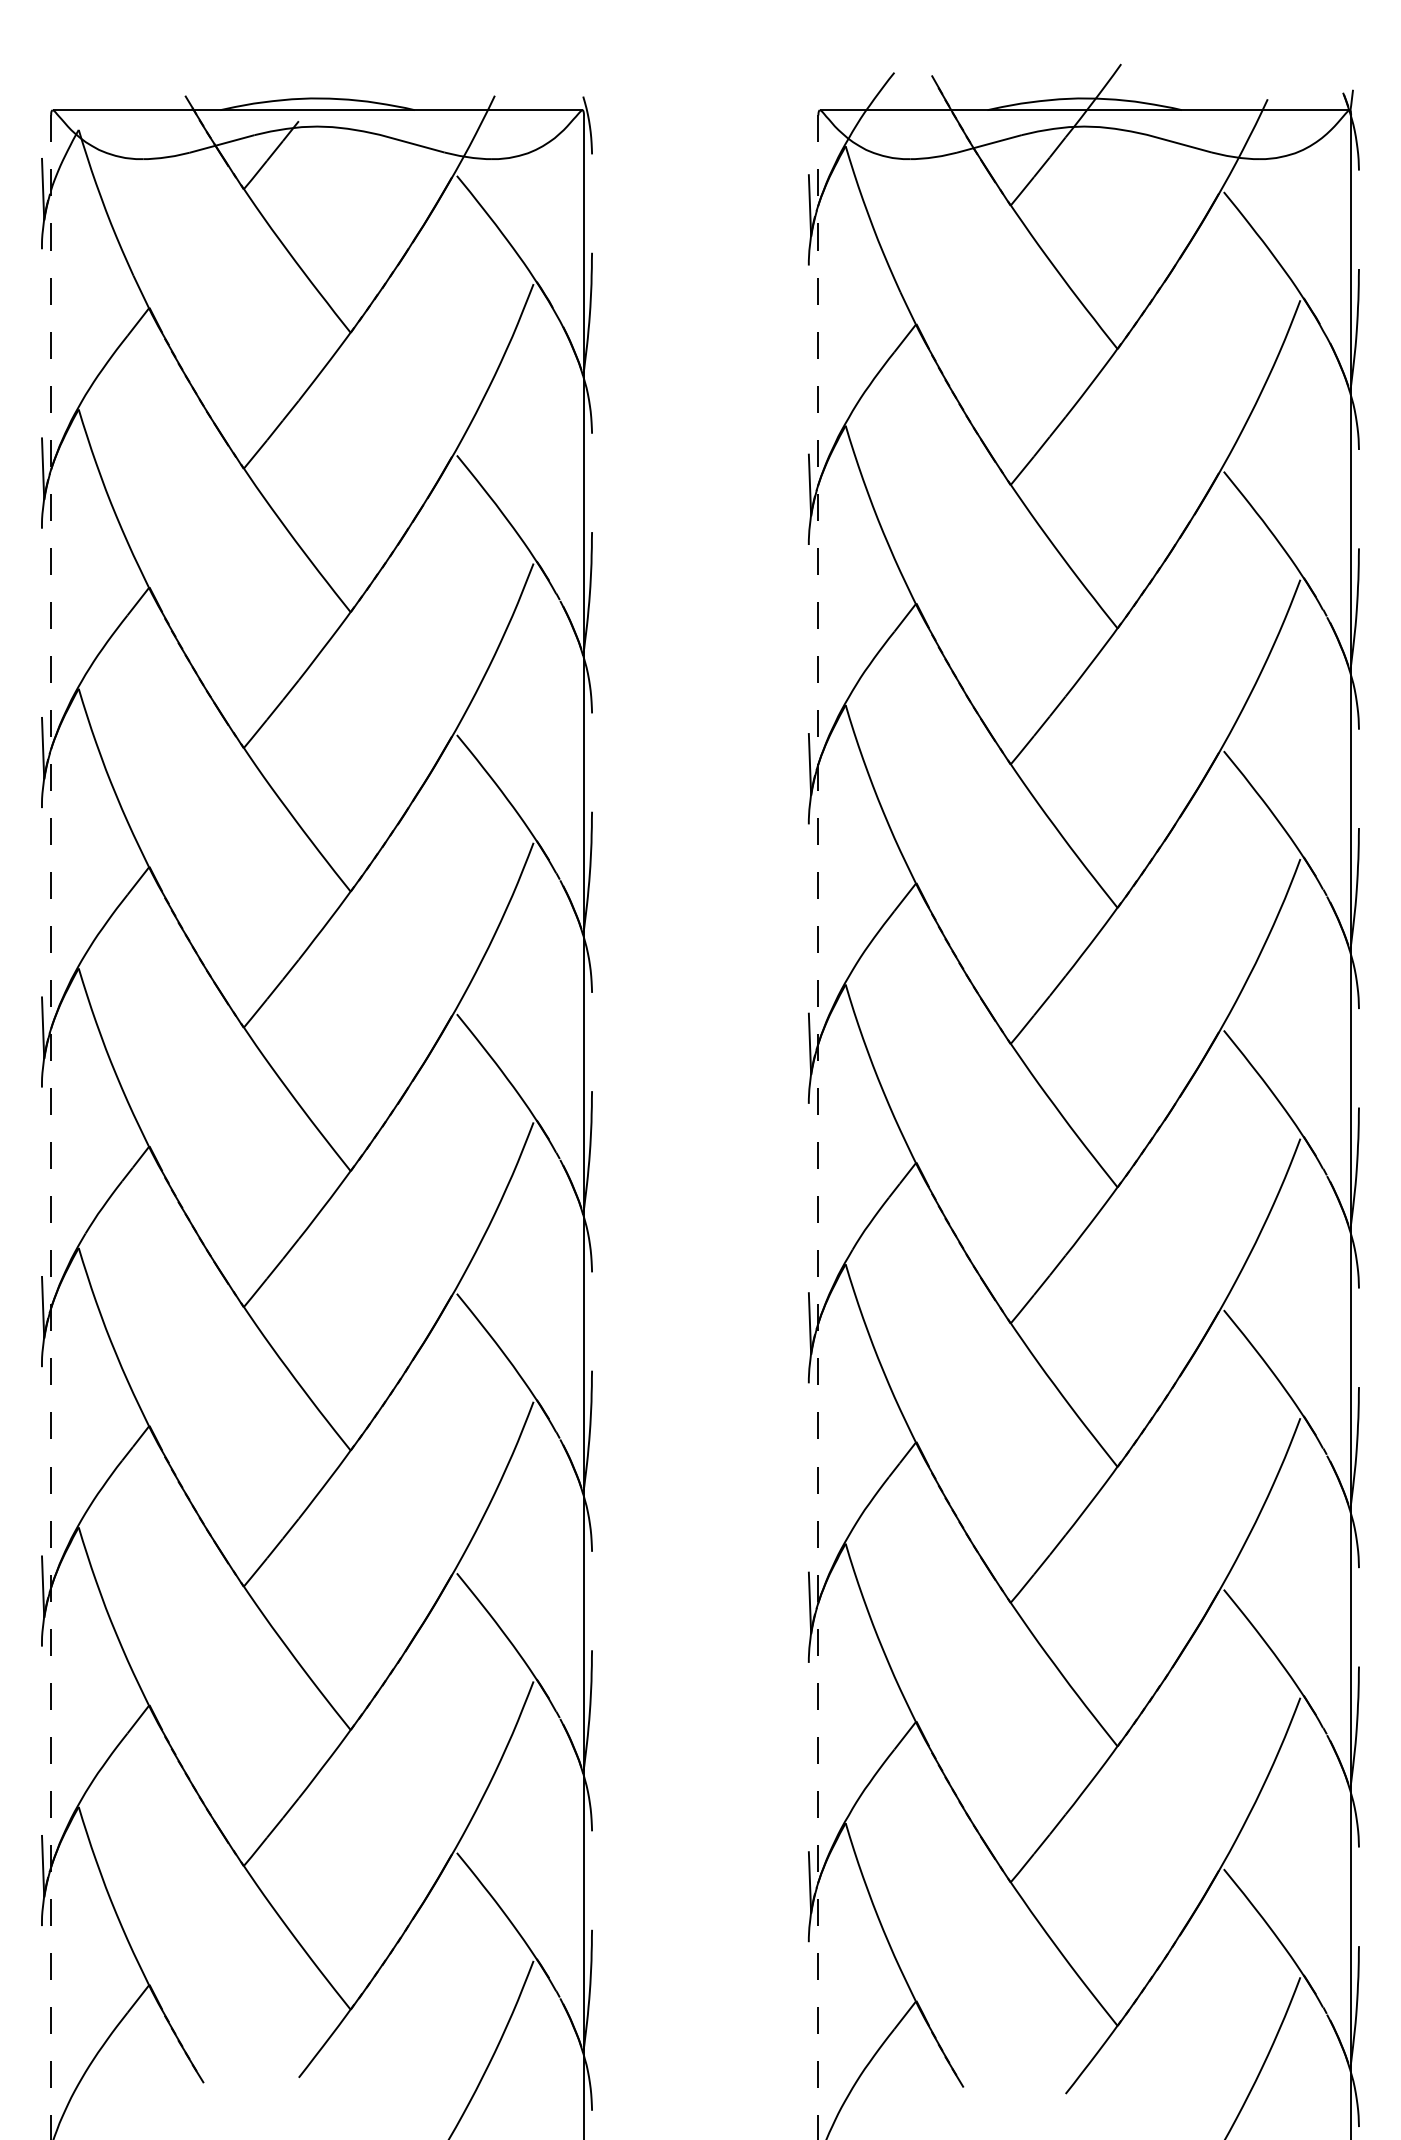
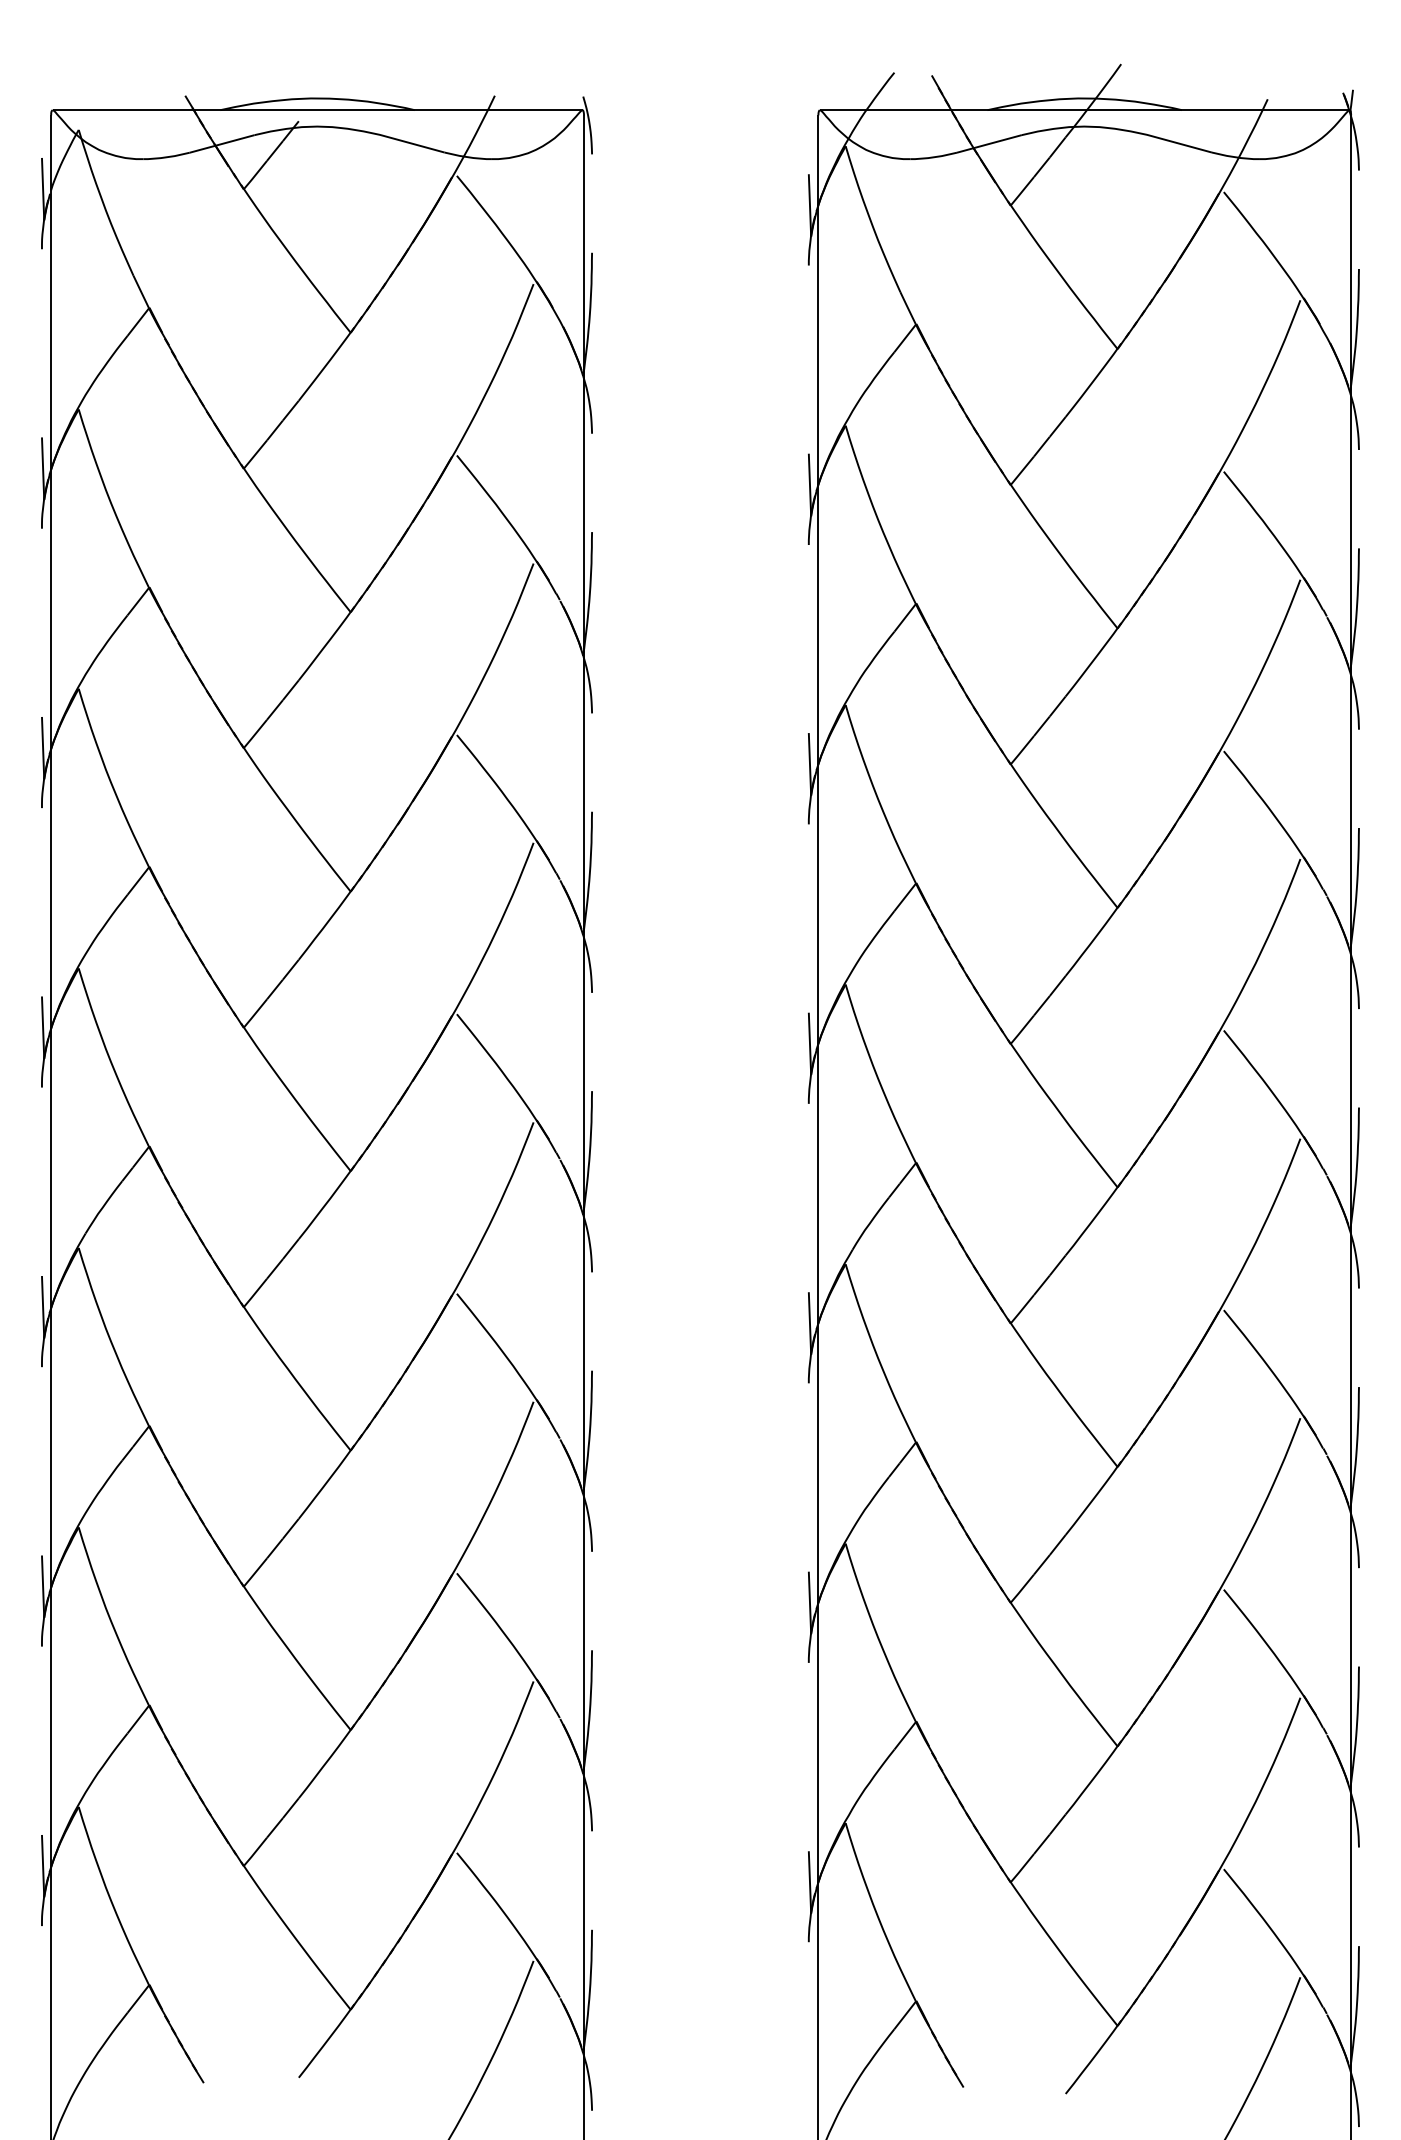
line: dashed -> solid (51, 1127)
line: dashed -> solid (818, 1127)
